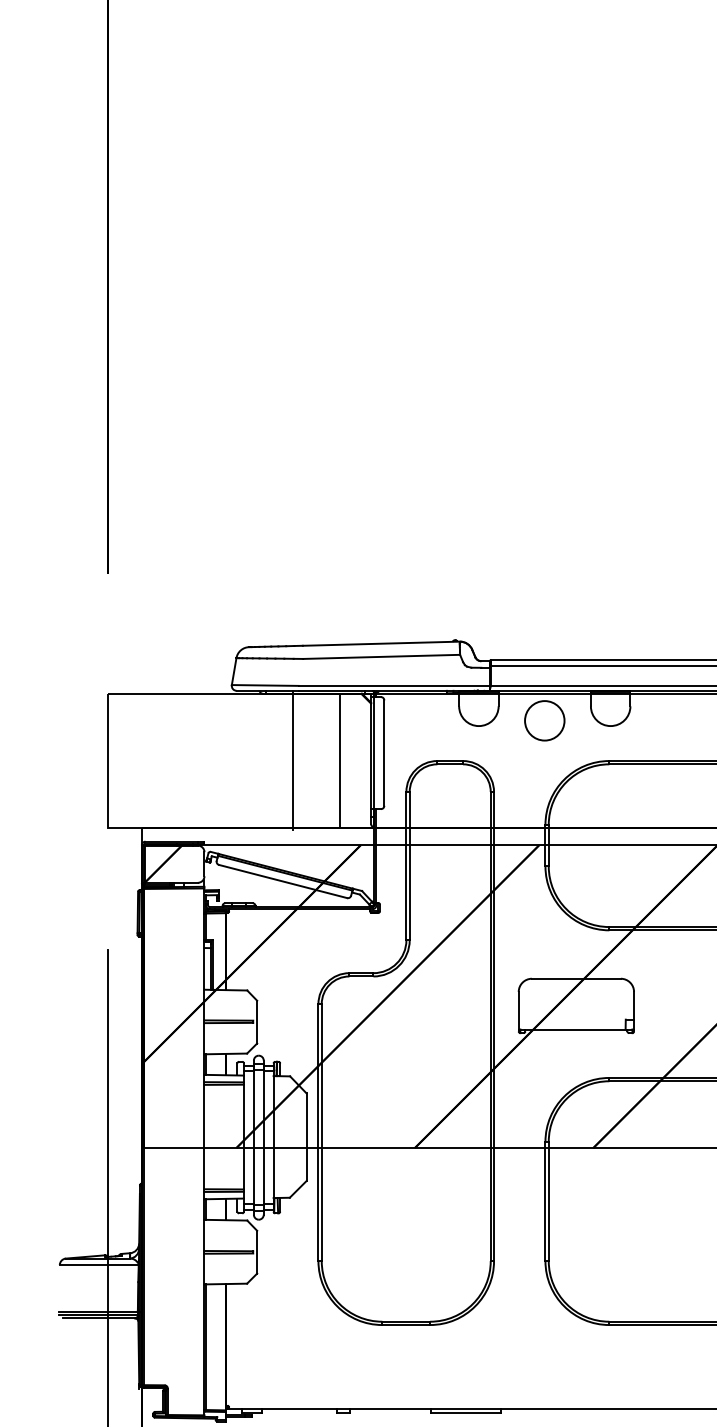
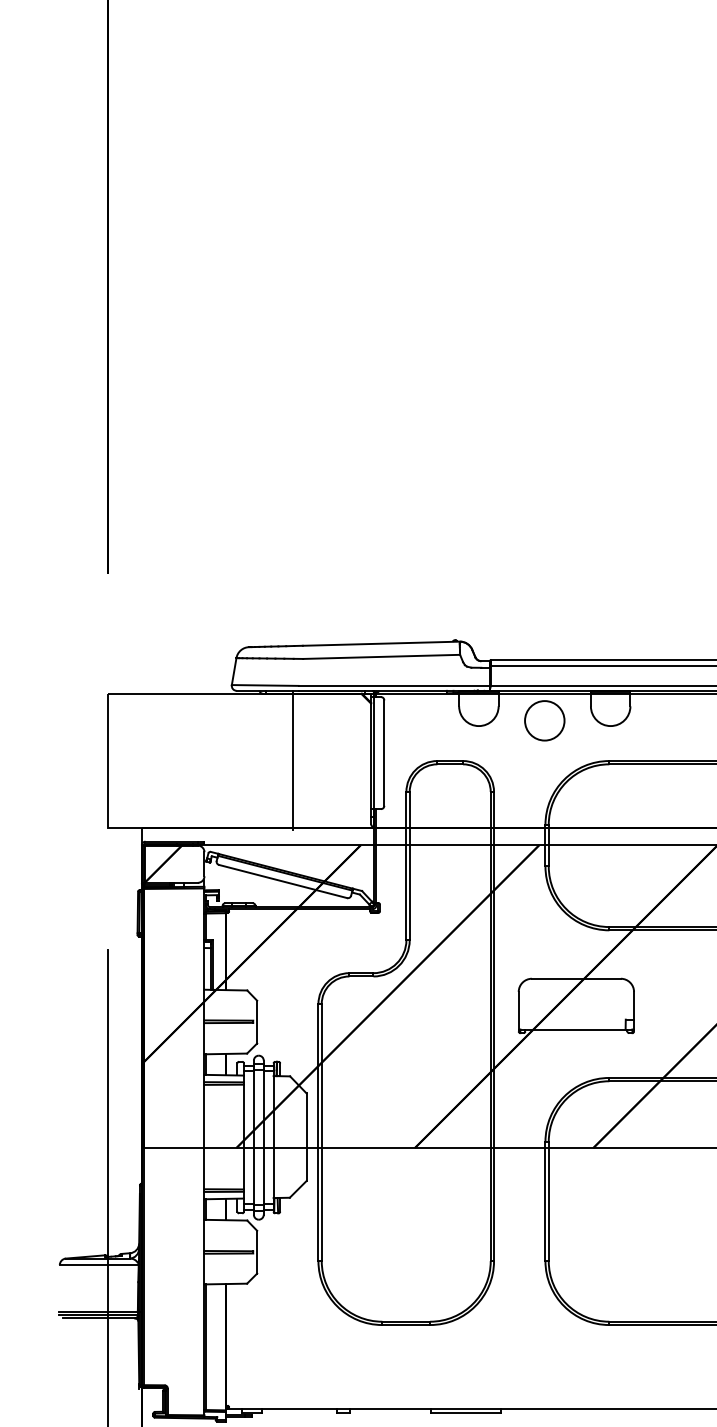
line: present -> none (340, 760)
